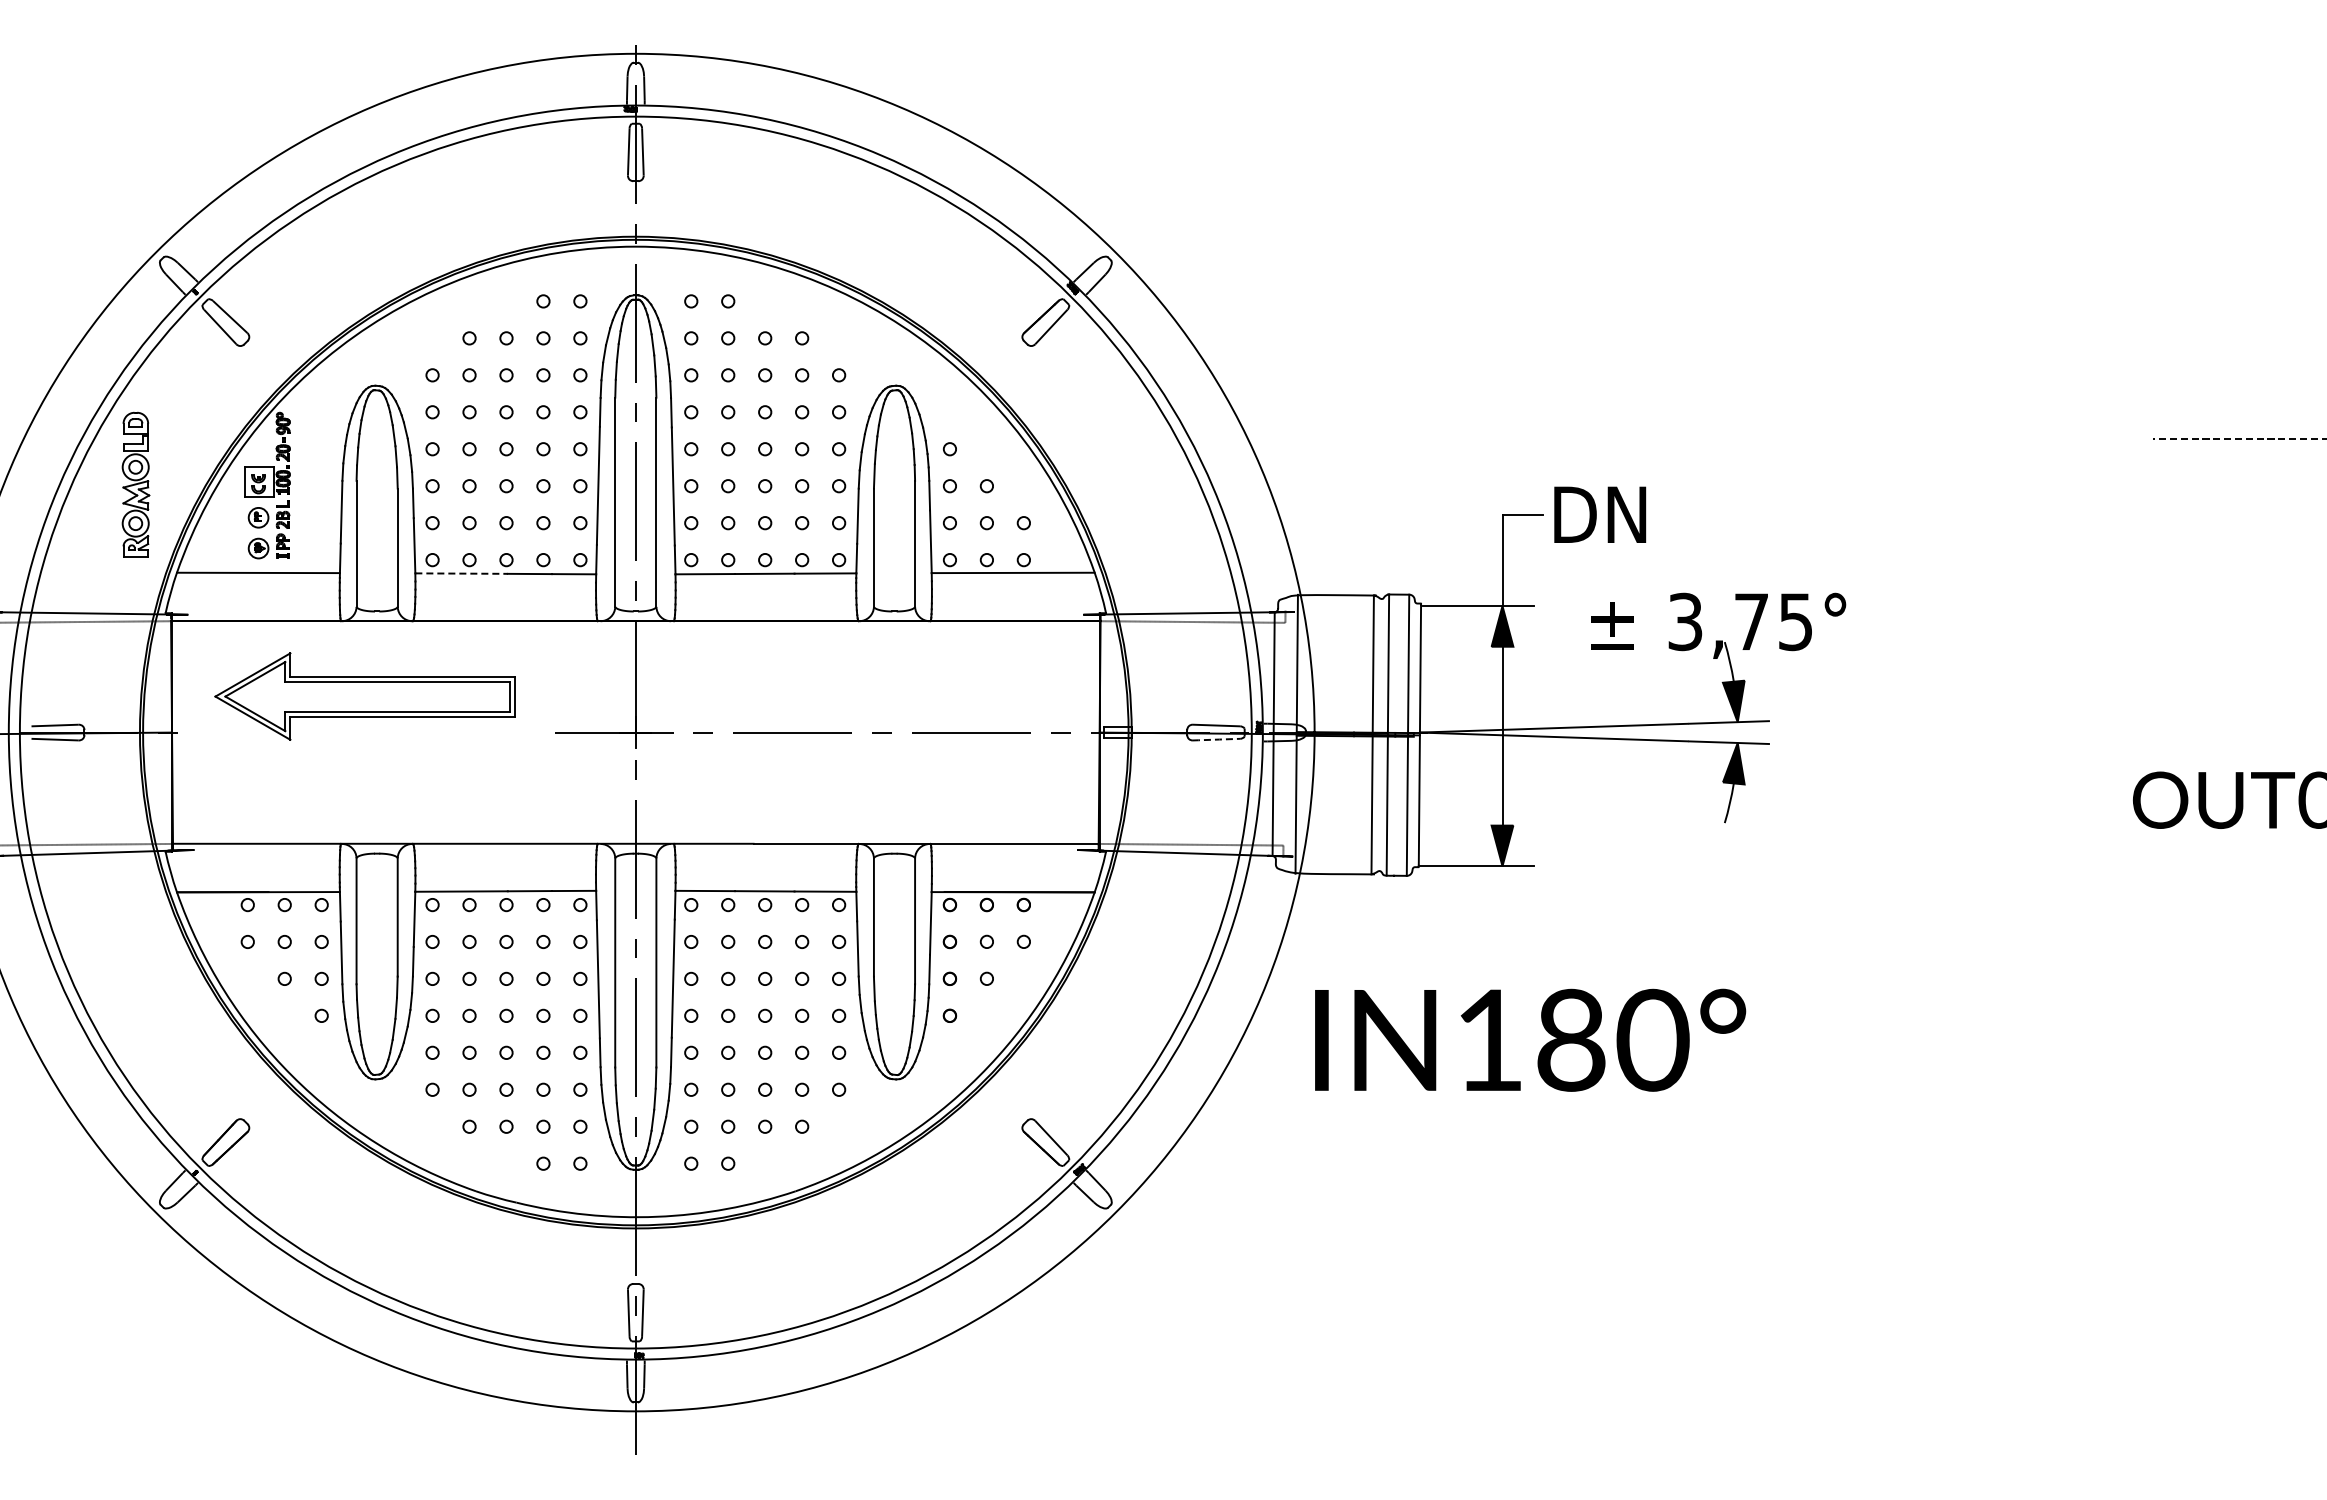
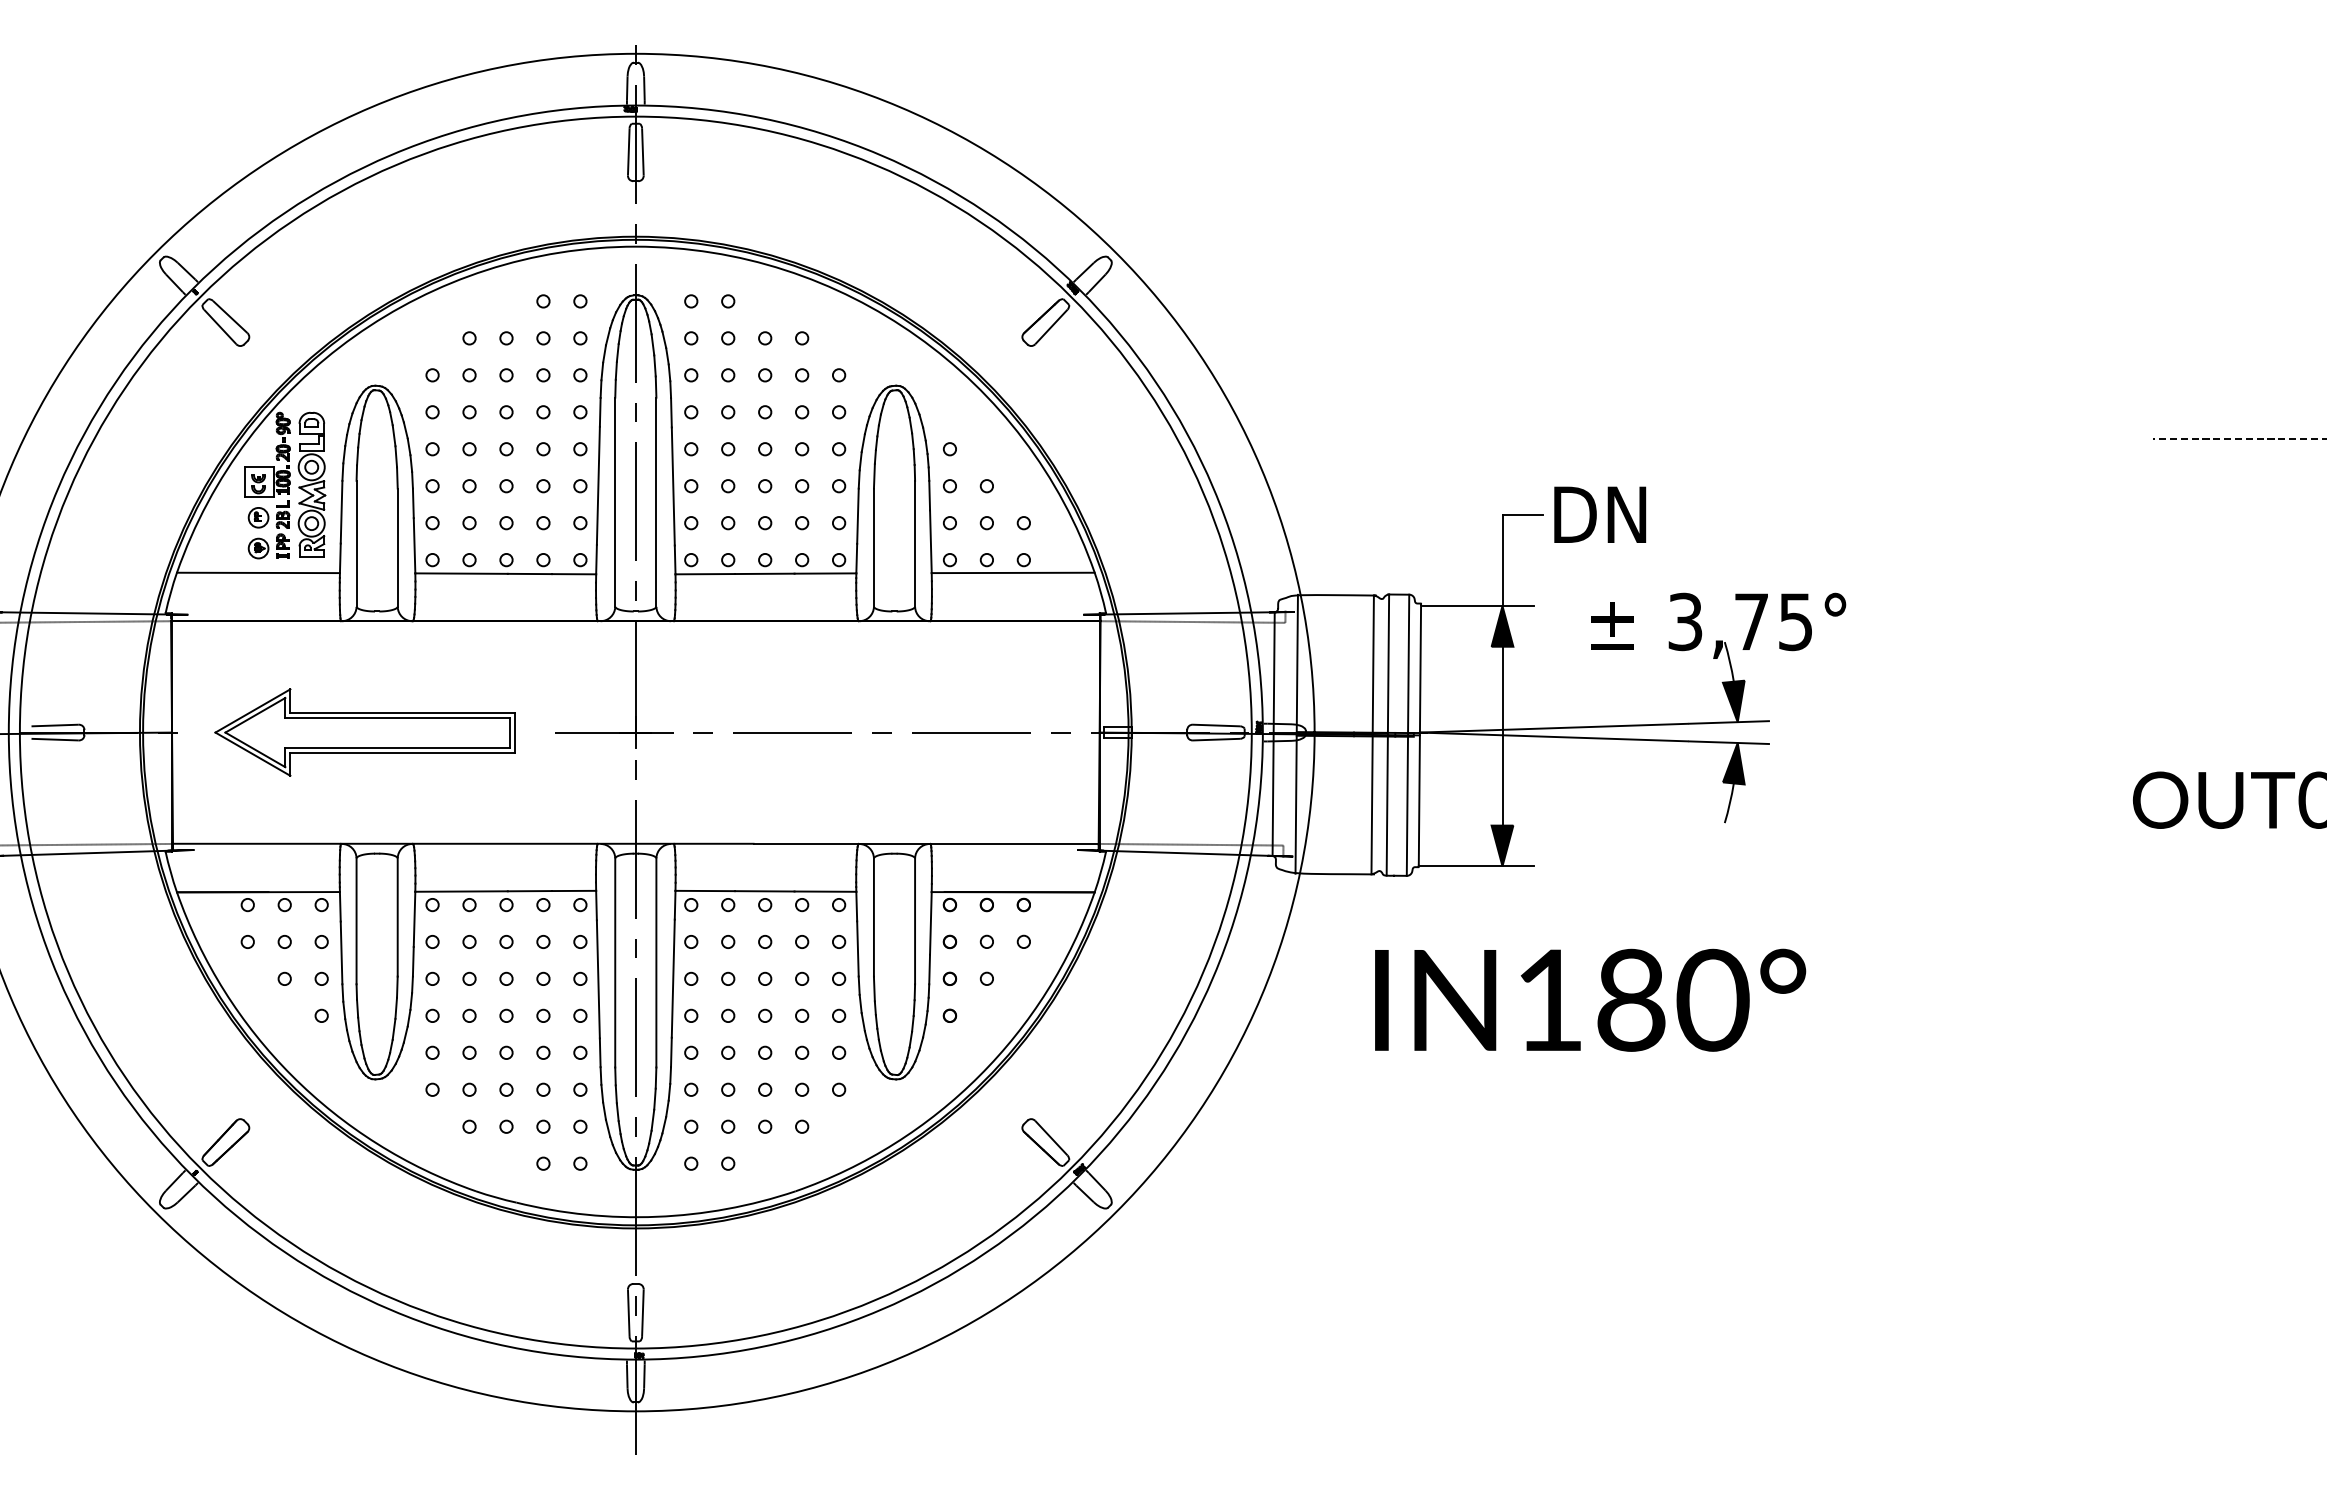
part position: (135, 484) -> (311, 484) (311, 484)
line: dashed -> solid (462, 573)
part position: (364, 696) -> (364, 732) (364, 732)
line: dashed -> solid (1216, 739)
text position: (1530, 1039) -> (1590, 999) (1590, 999)
